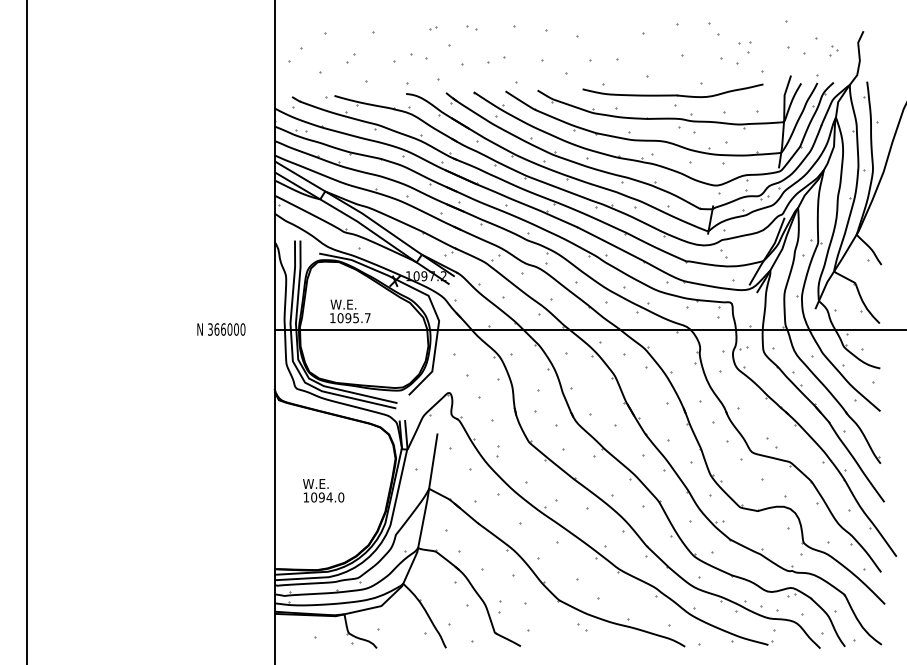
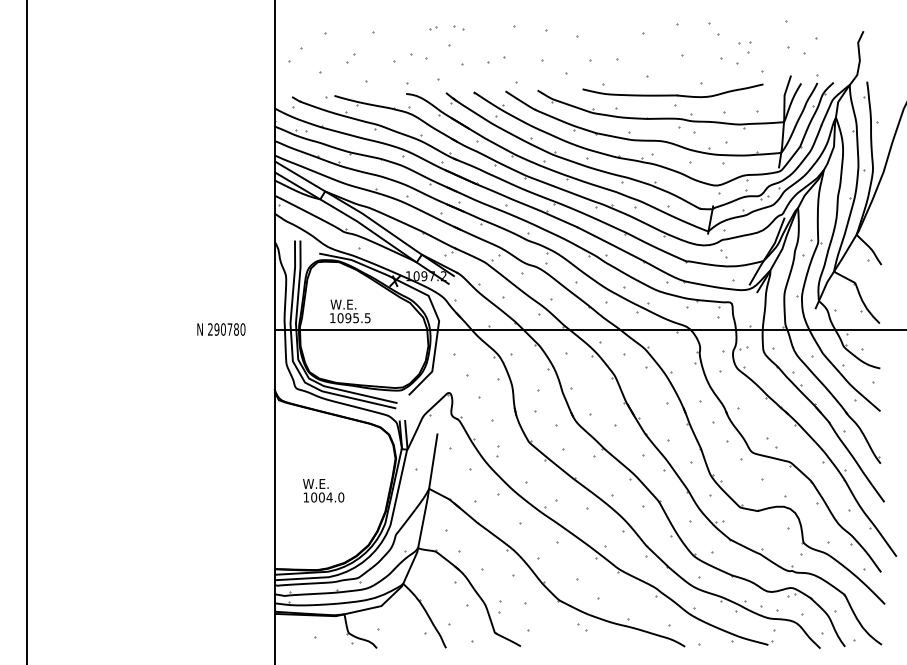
part position: (471, 27) -> (458, 27) (458, 27)
part: present -> none (833, 50)
text: 1095.7 -> 1095.5 (367, 318)
text: 366000 -> 290780 (223, 329)
text: 1094.0 -> 1004.0 (321, 497)
